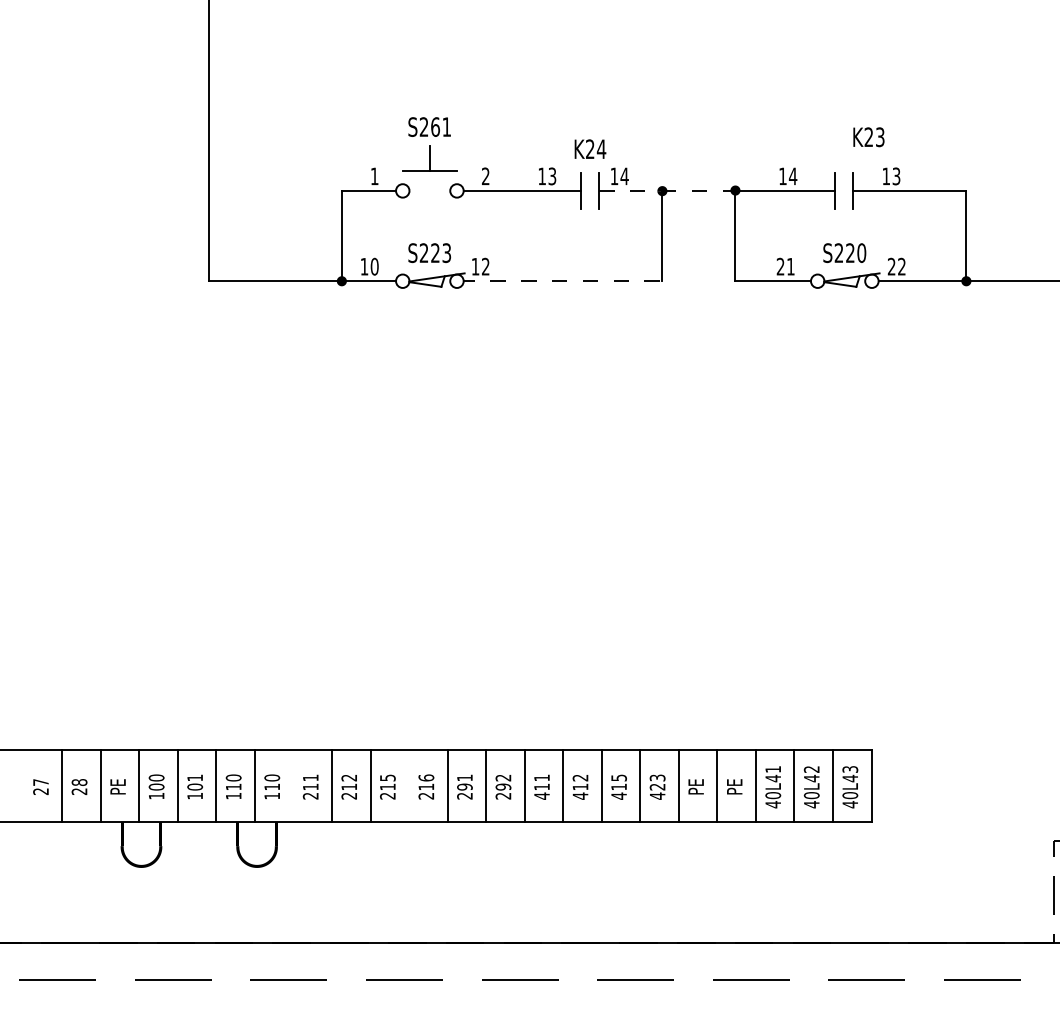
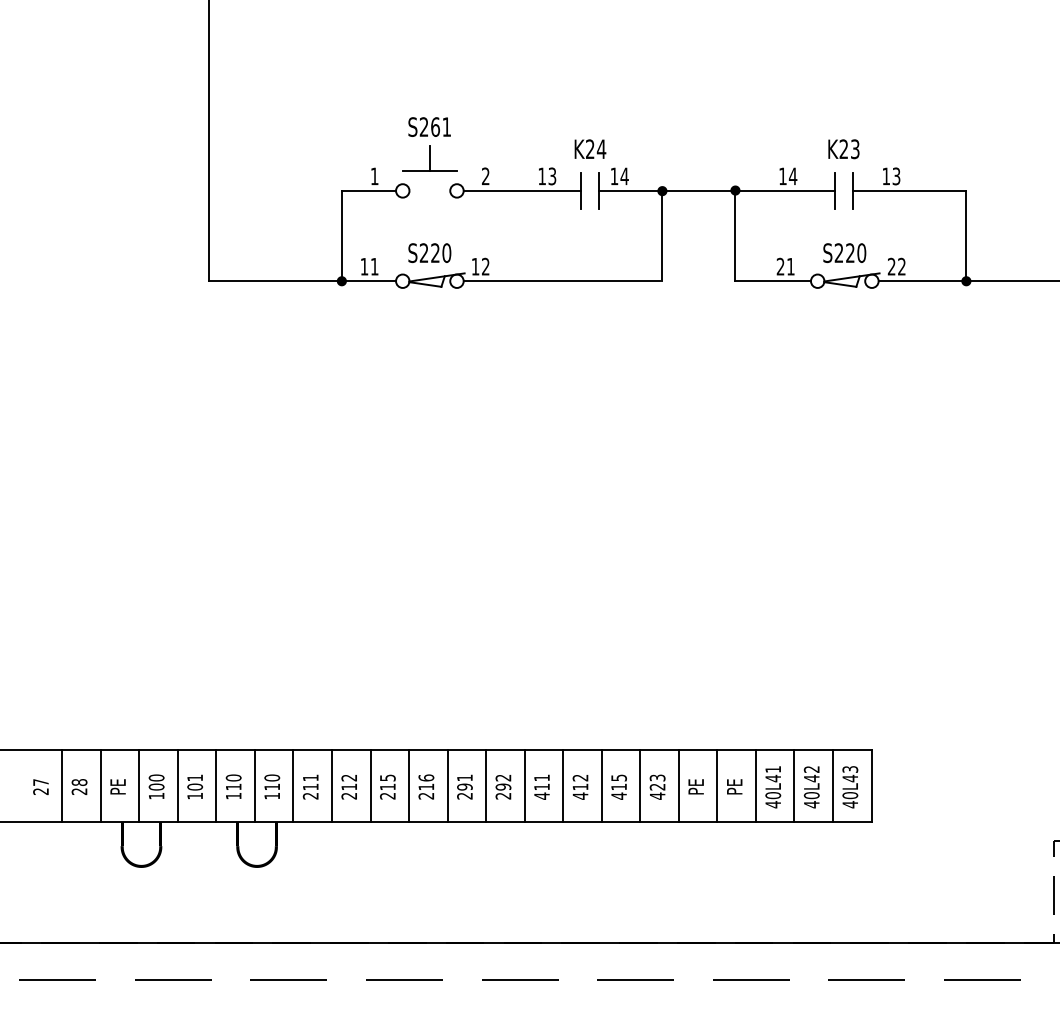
text position: (868, 137) -> (843, 149) (843, 149)
line: dashed -> solid (667, 190)
text: S223 -> S220 (446, 253)
text: 10 -> 11 (374, 266)
line: dashed -> solid (561, 281)
line: none -> present (293, 785)
line: none -> present (409, 785)
